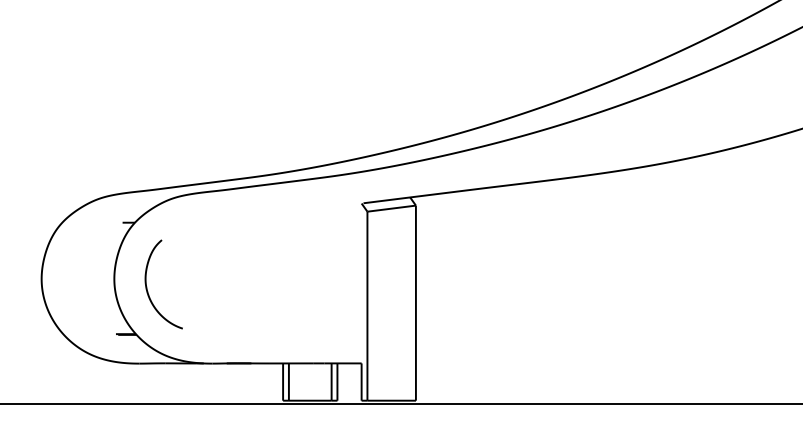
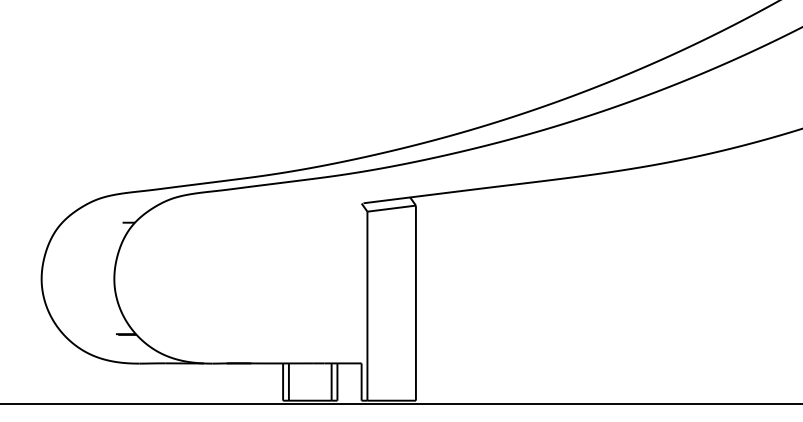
curve: present -> none (147, 286)
